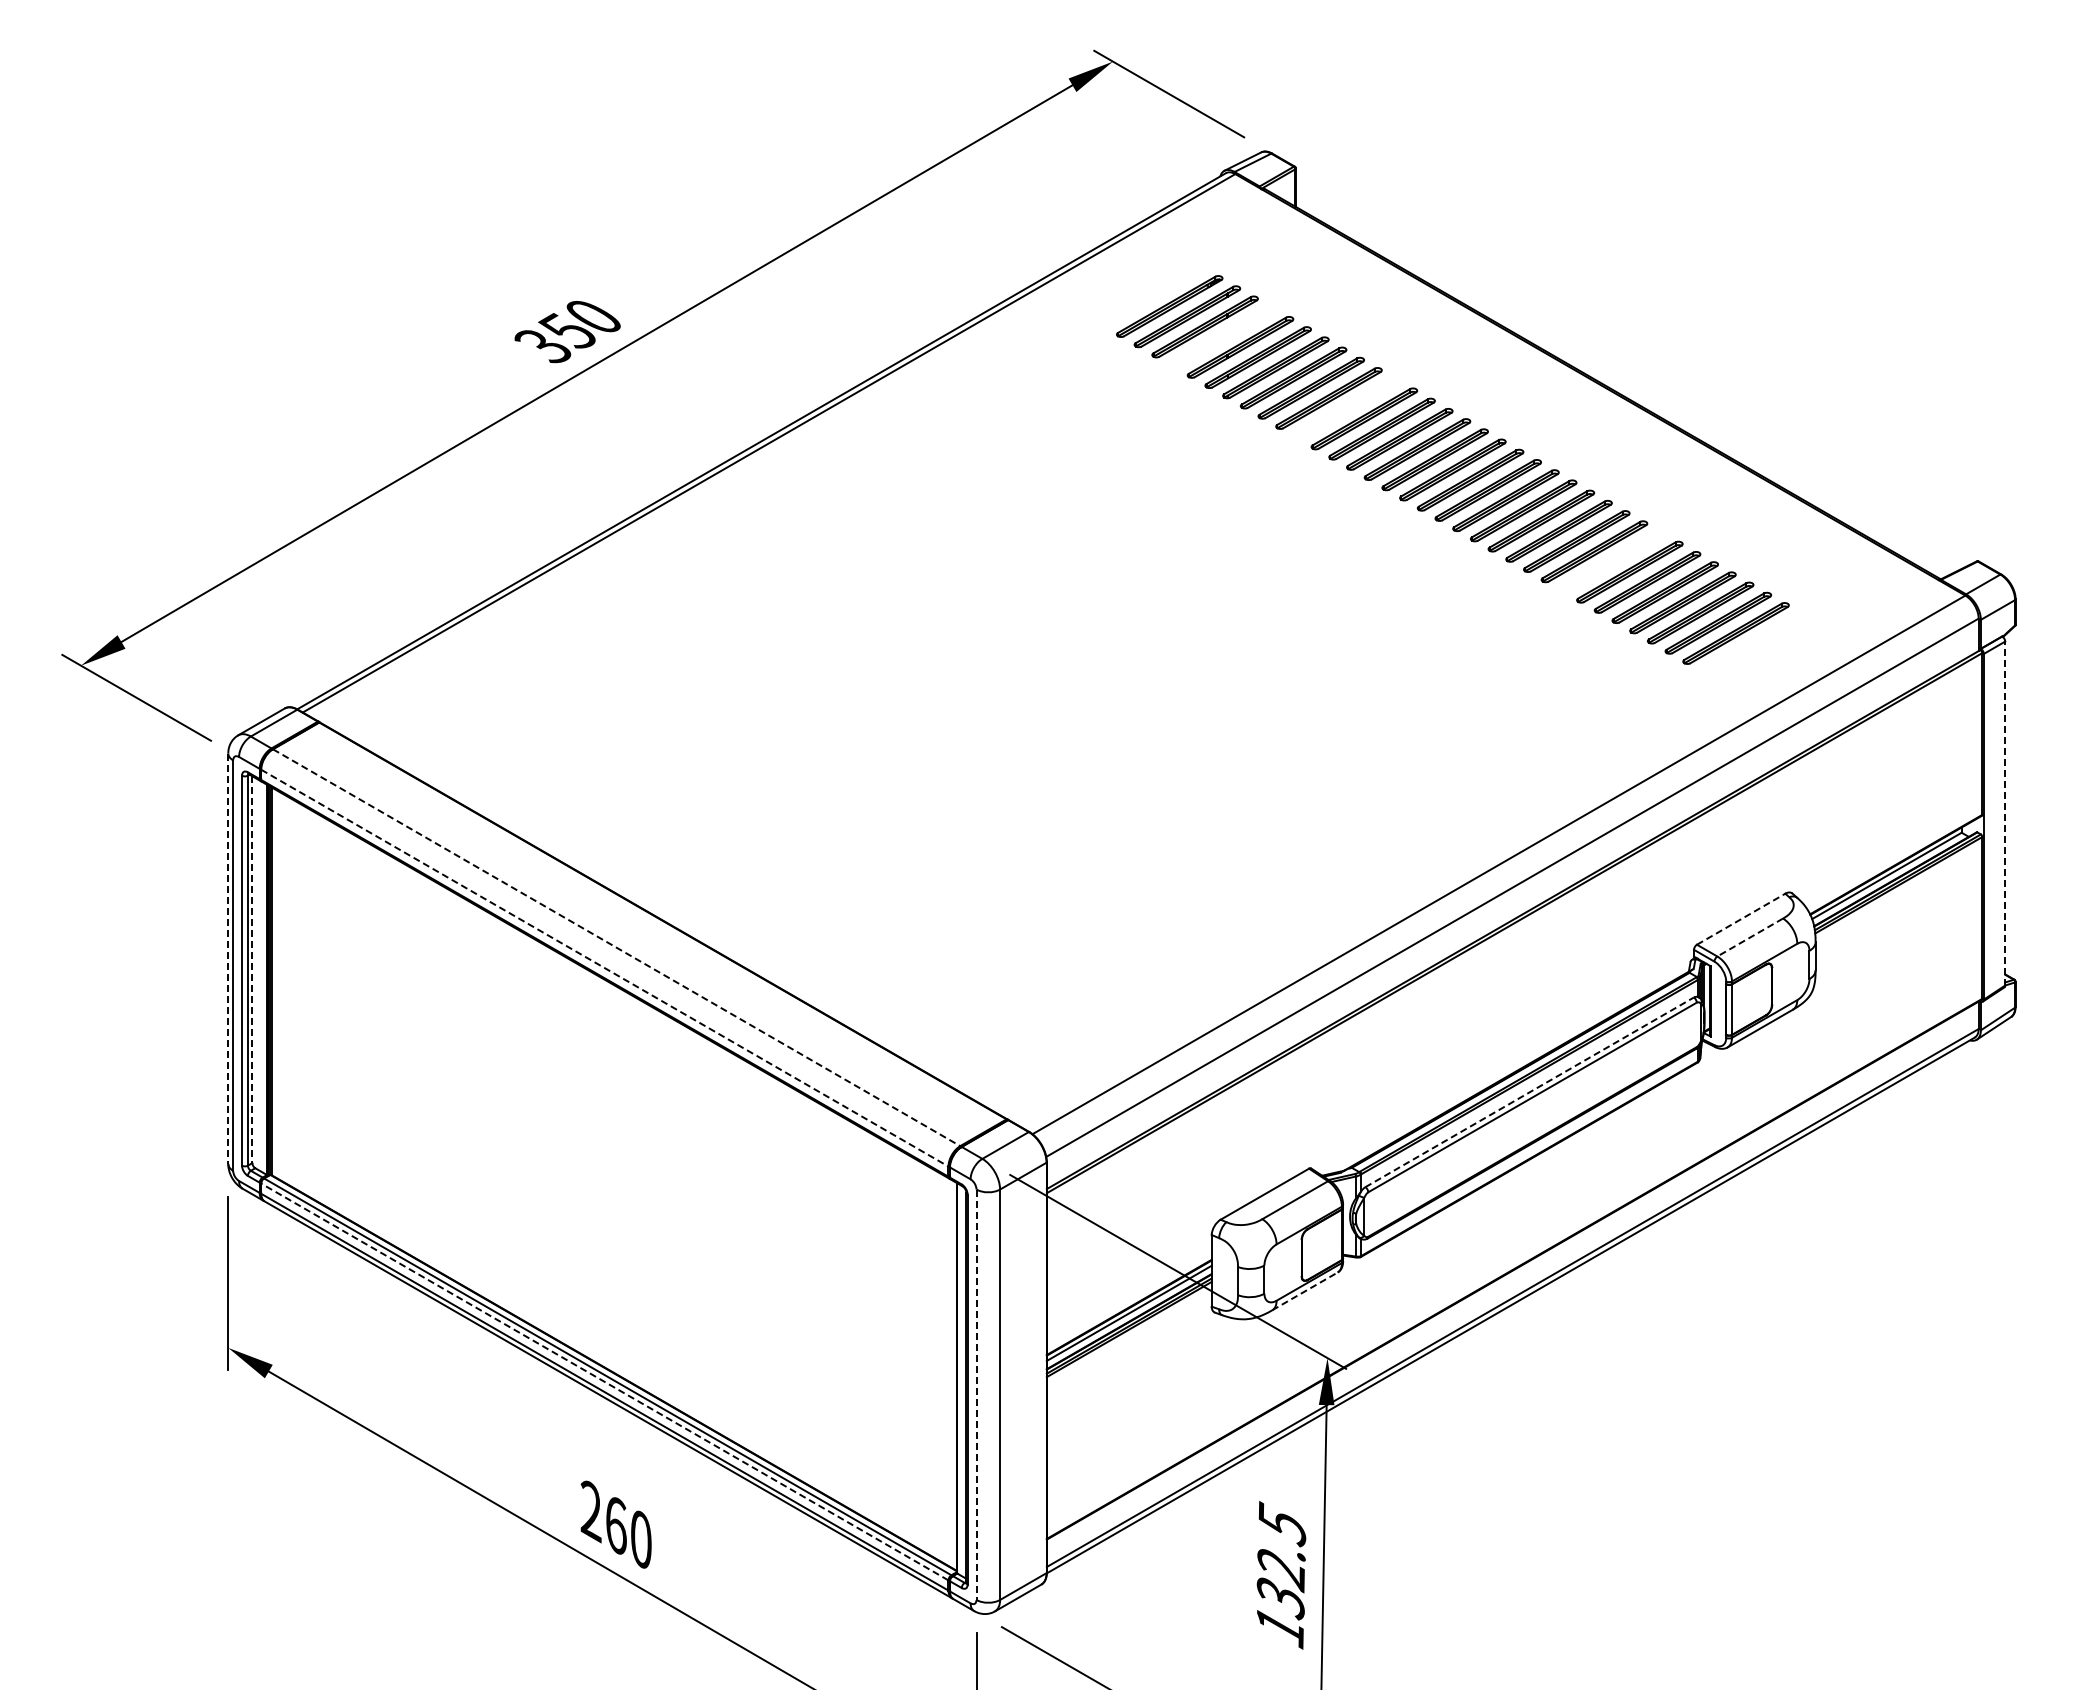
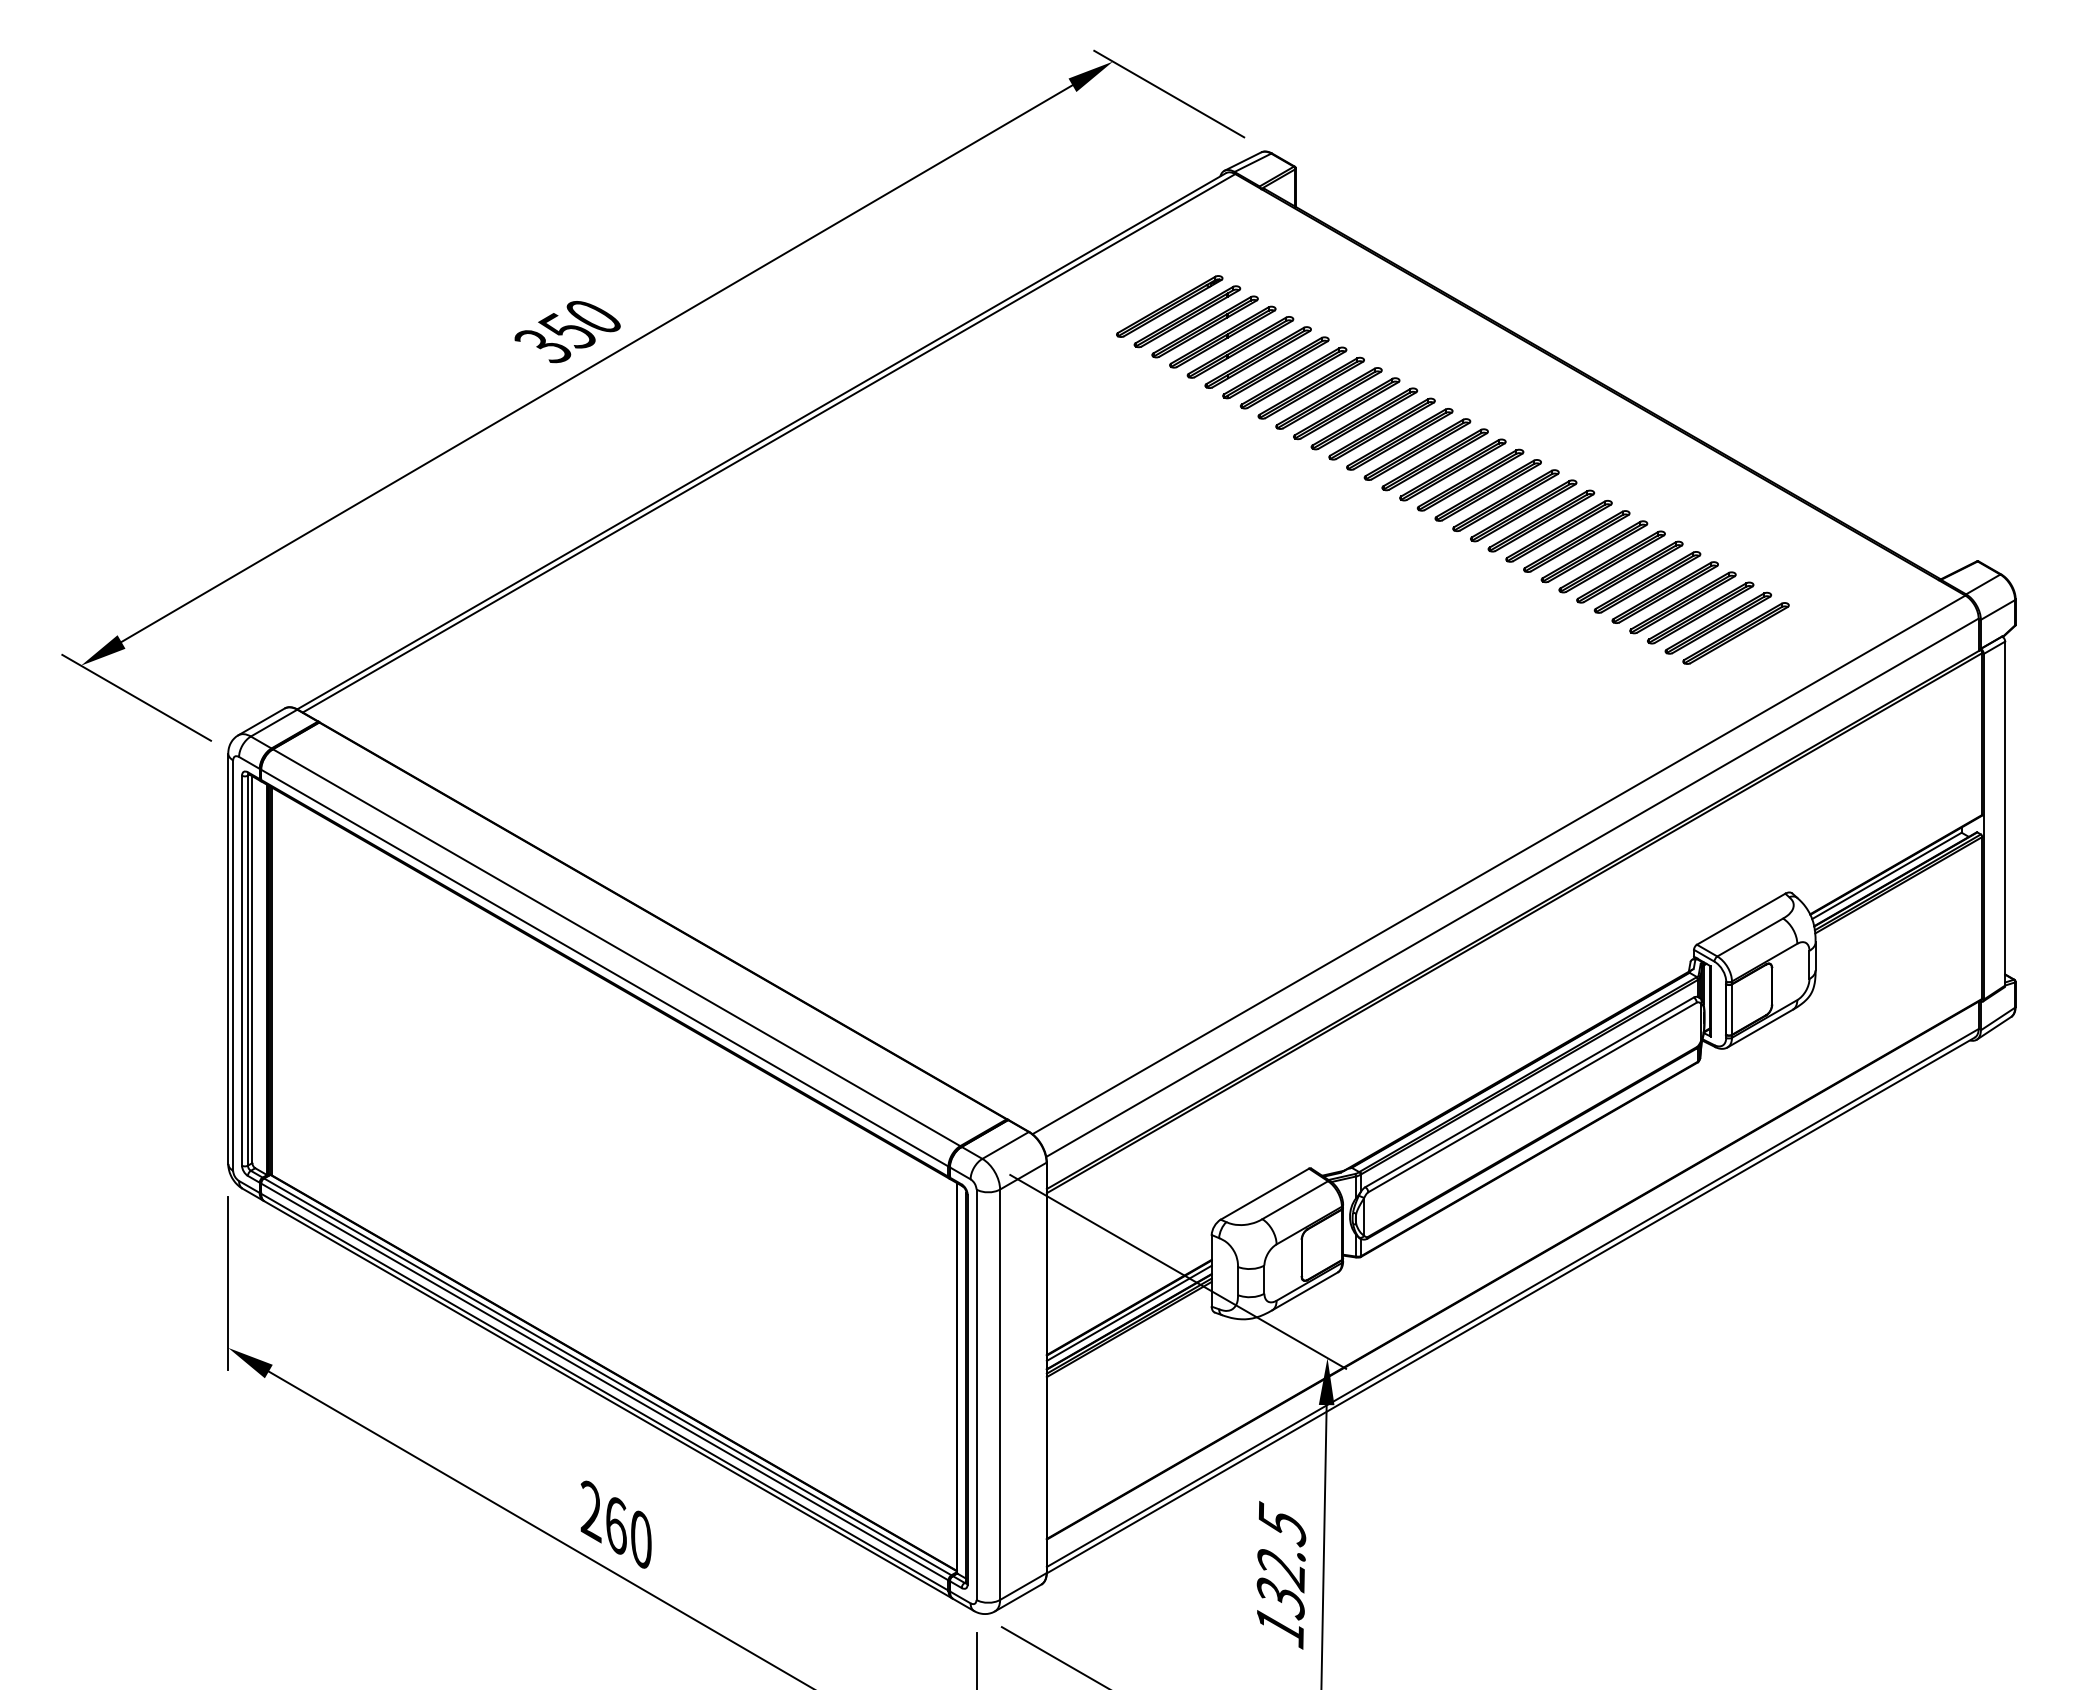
part: none -> present (1222, 336)
part: none -> present (1346, 408)
part: none -> present (1611, 561)
line: dashed -> solid (2005, 813)
line: dashed -> solid (1741, 918)
line: dashed -> solid (1750, 937)
line: dashed -> solid (616, 947)
line: dashed -> solid (228, 959)
line: dashed -> solid (604, 968)
line: dashed -> solid (252, 970)
line: dashed -> solid (1529, 1092)
line: dashed -> solid (1305, 1291)
line: dashed -> solid (604, 1381)
line: dashed -> solid (976, 1395)
